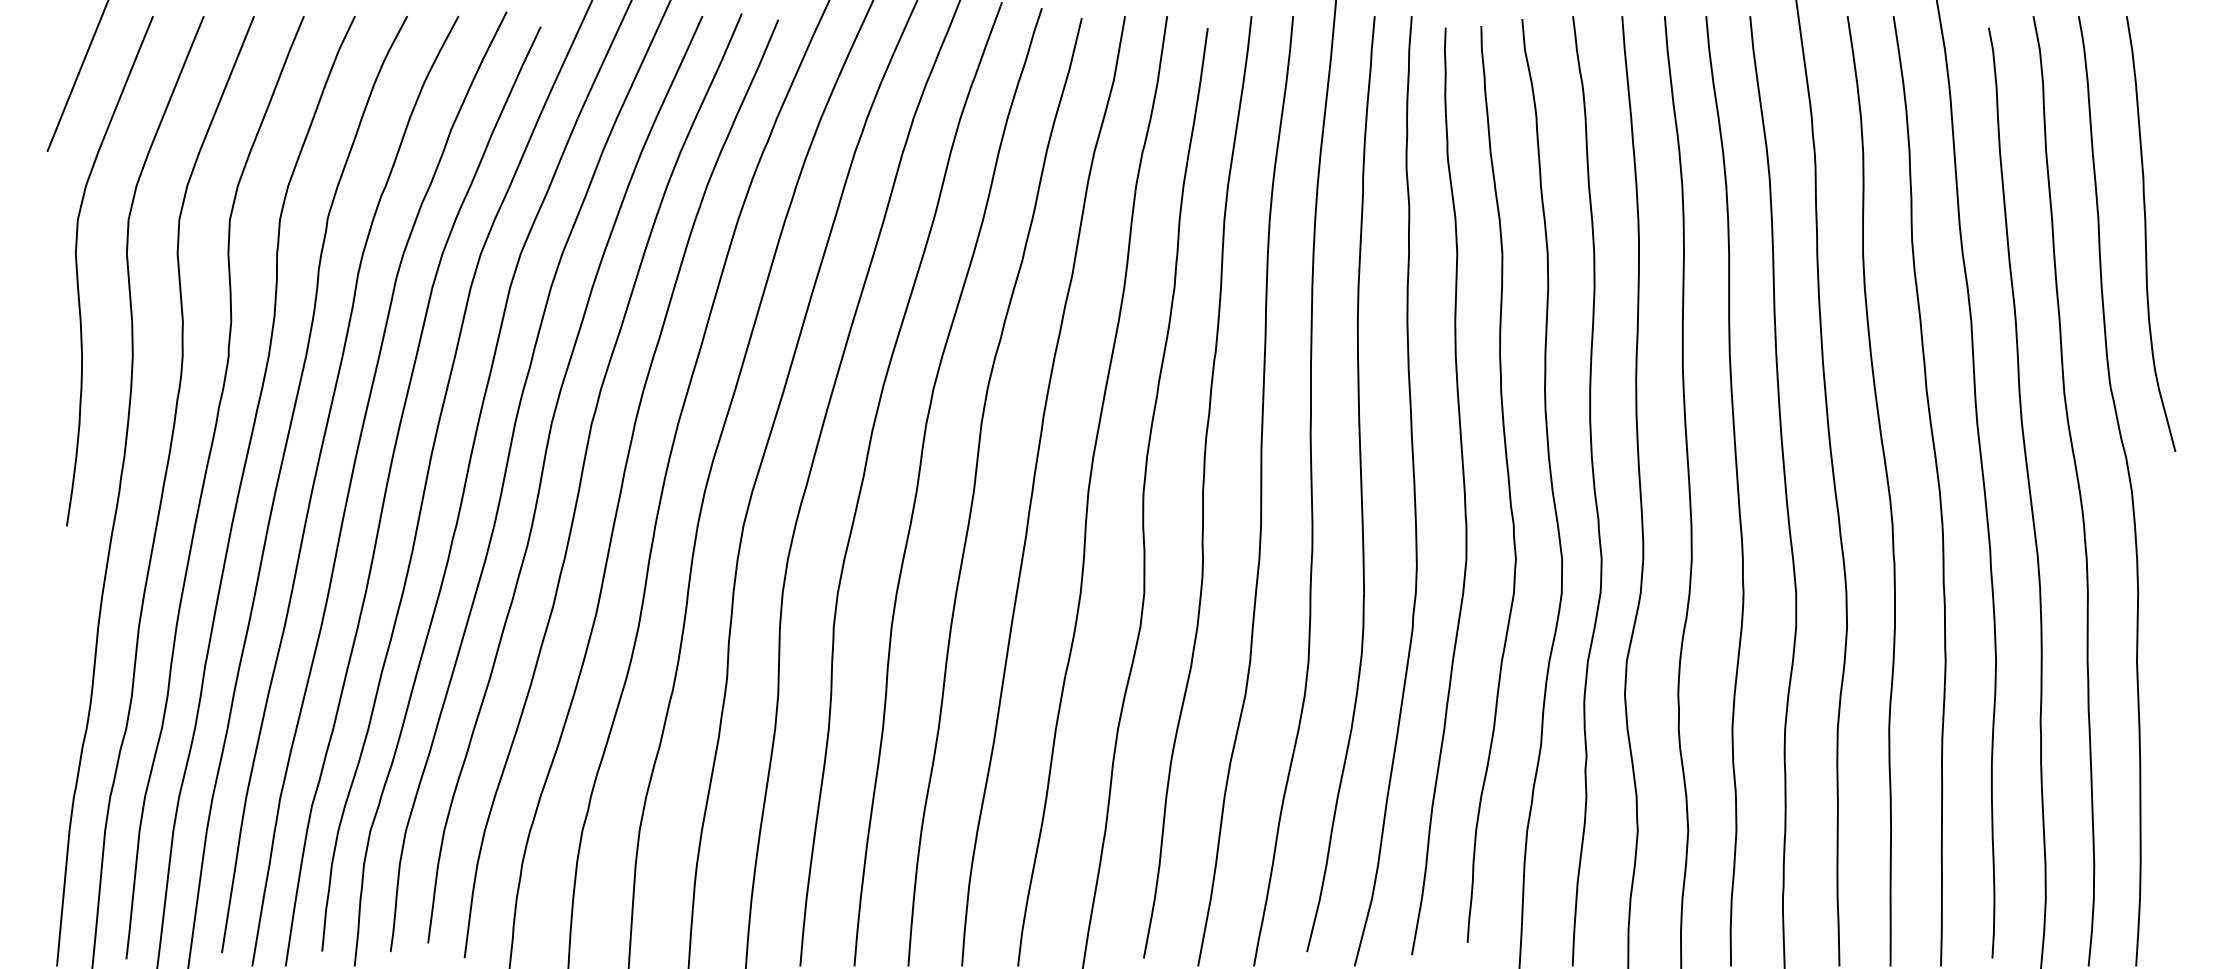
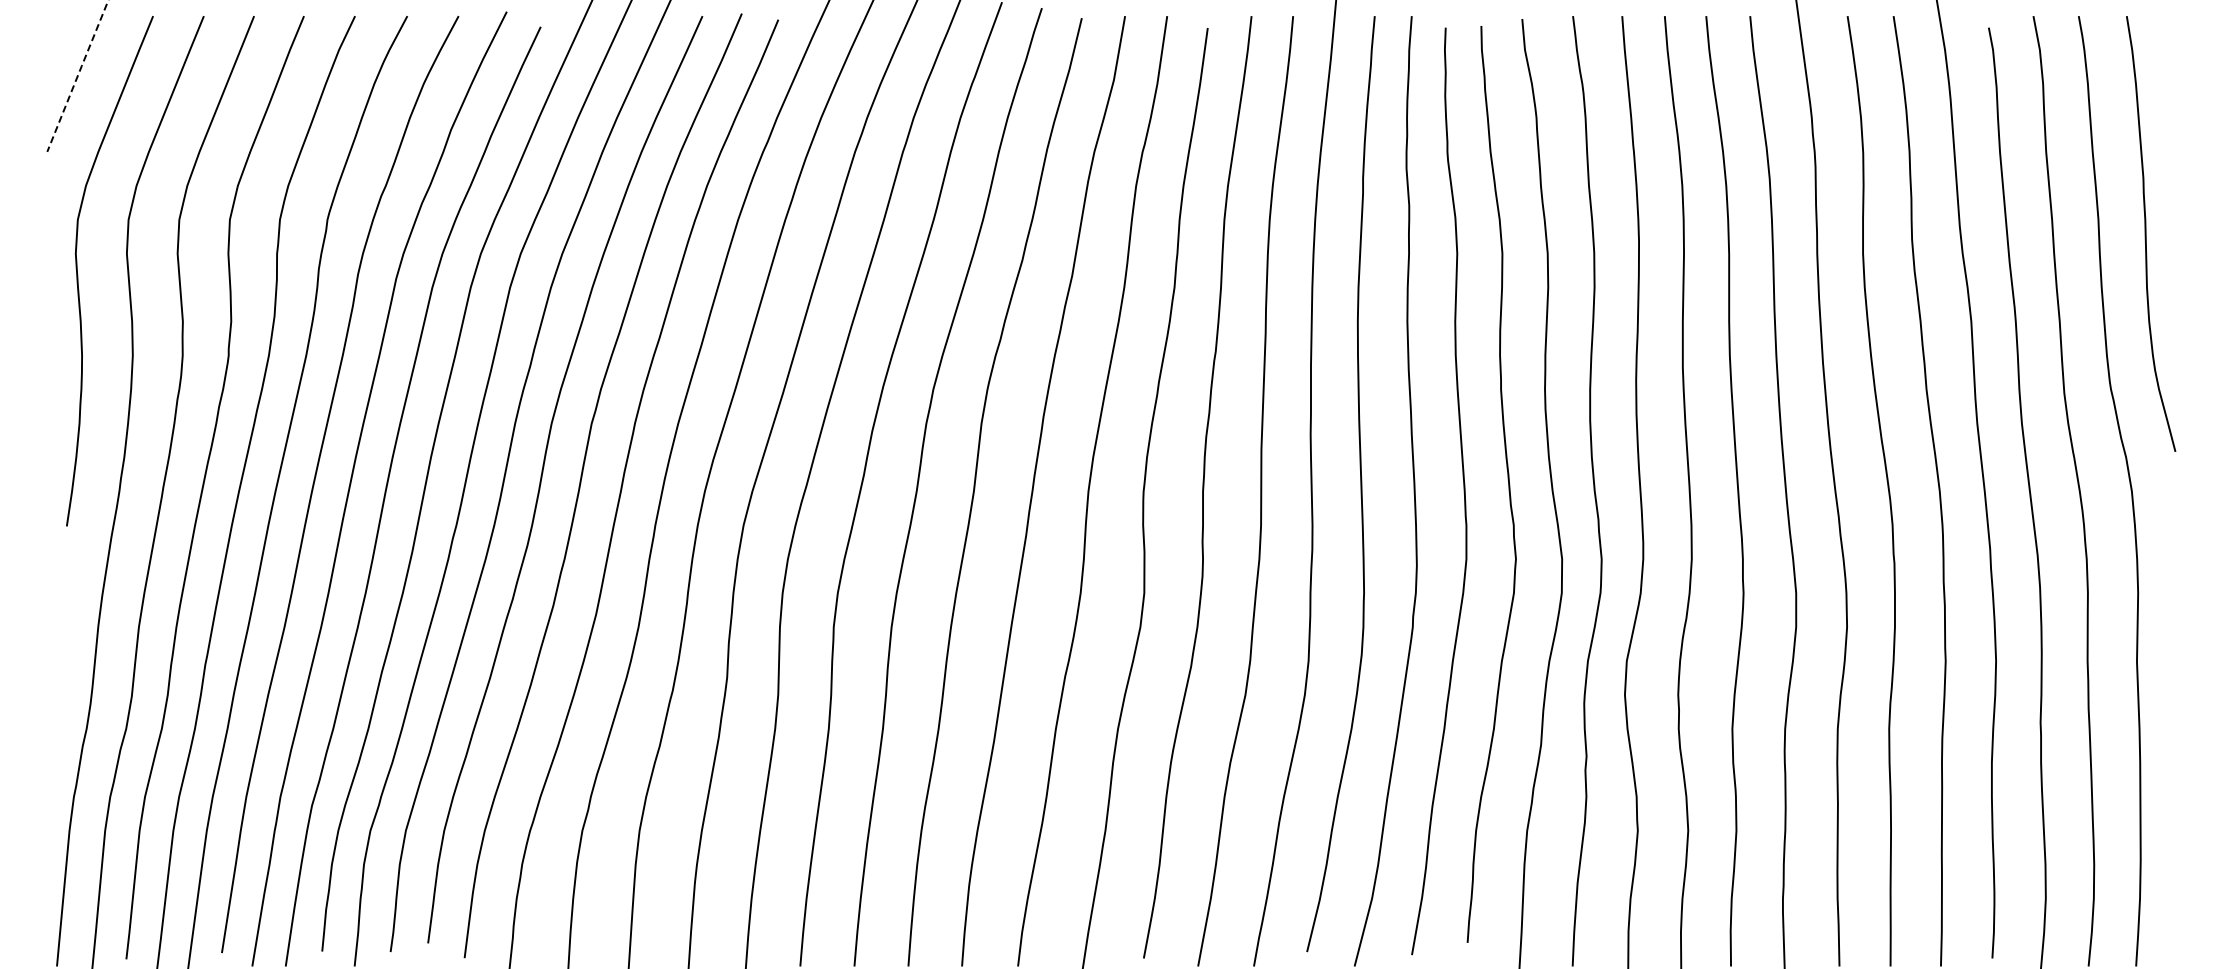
line: solid -> dashed (78, 75)
